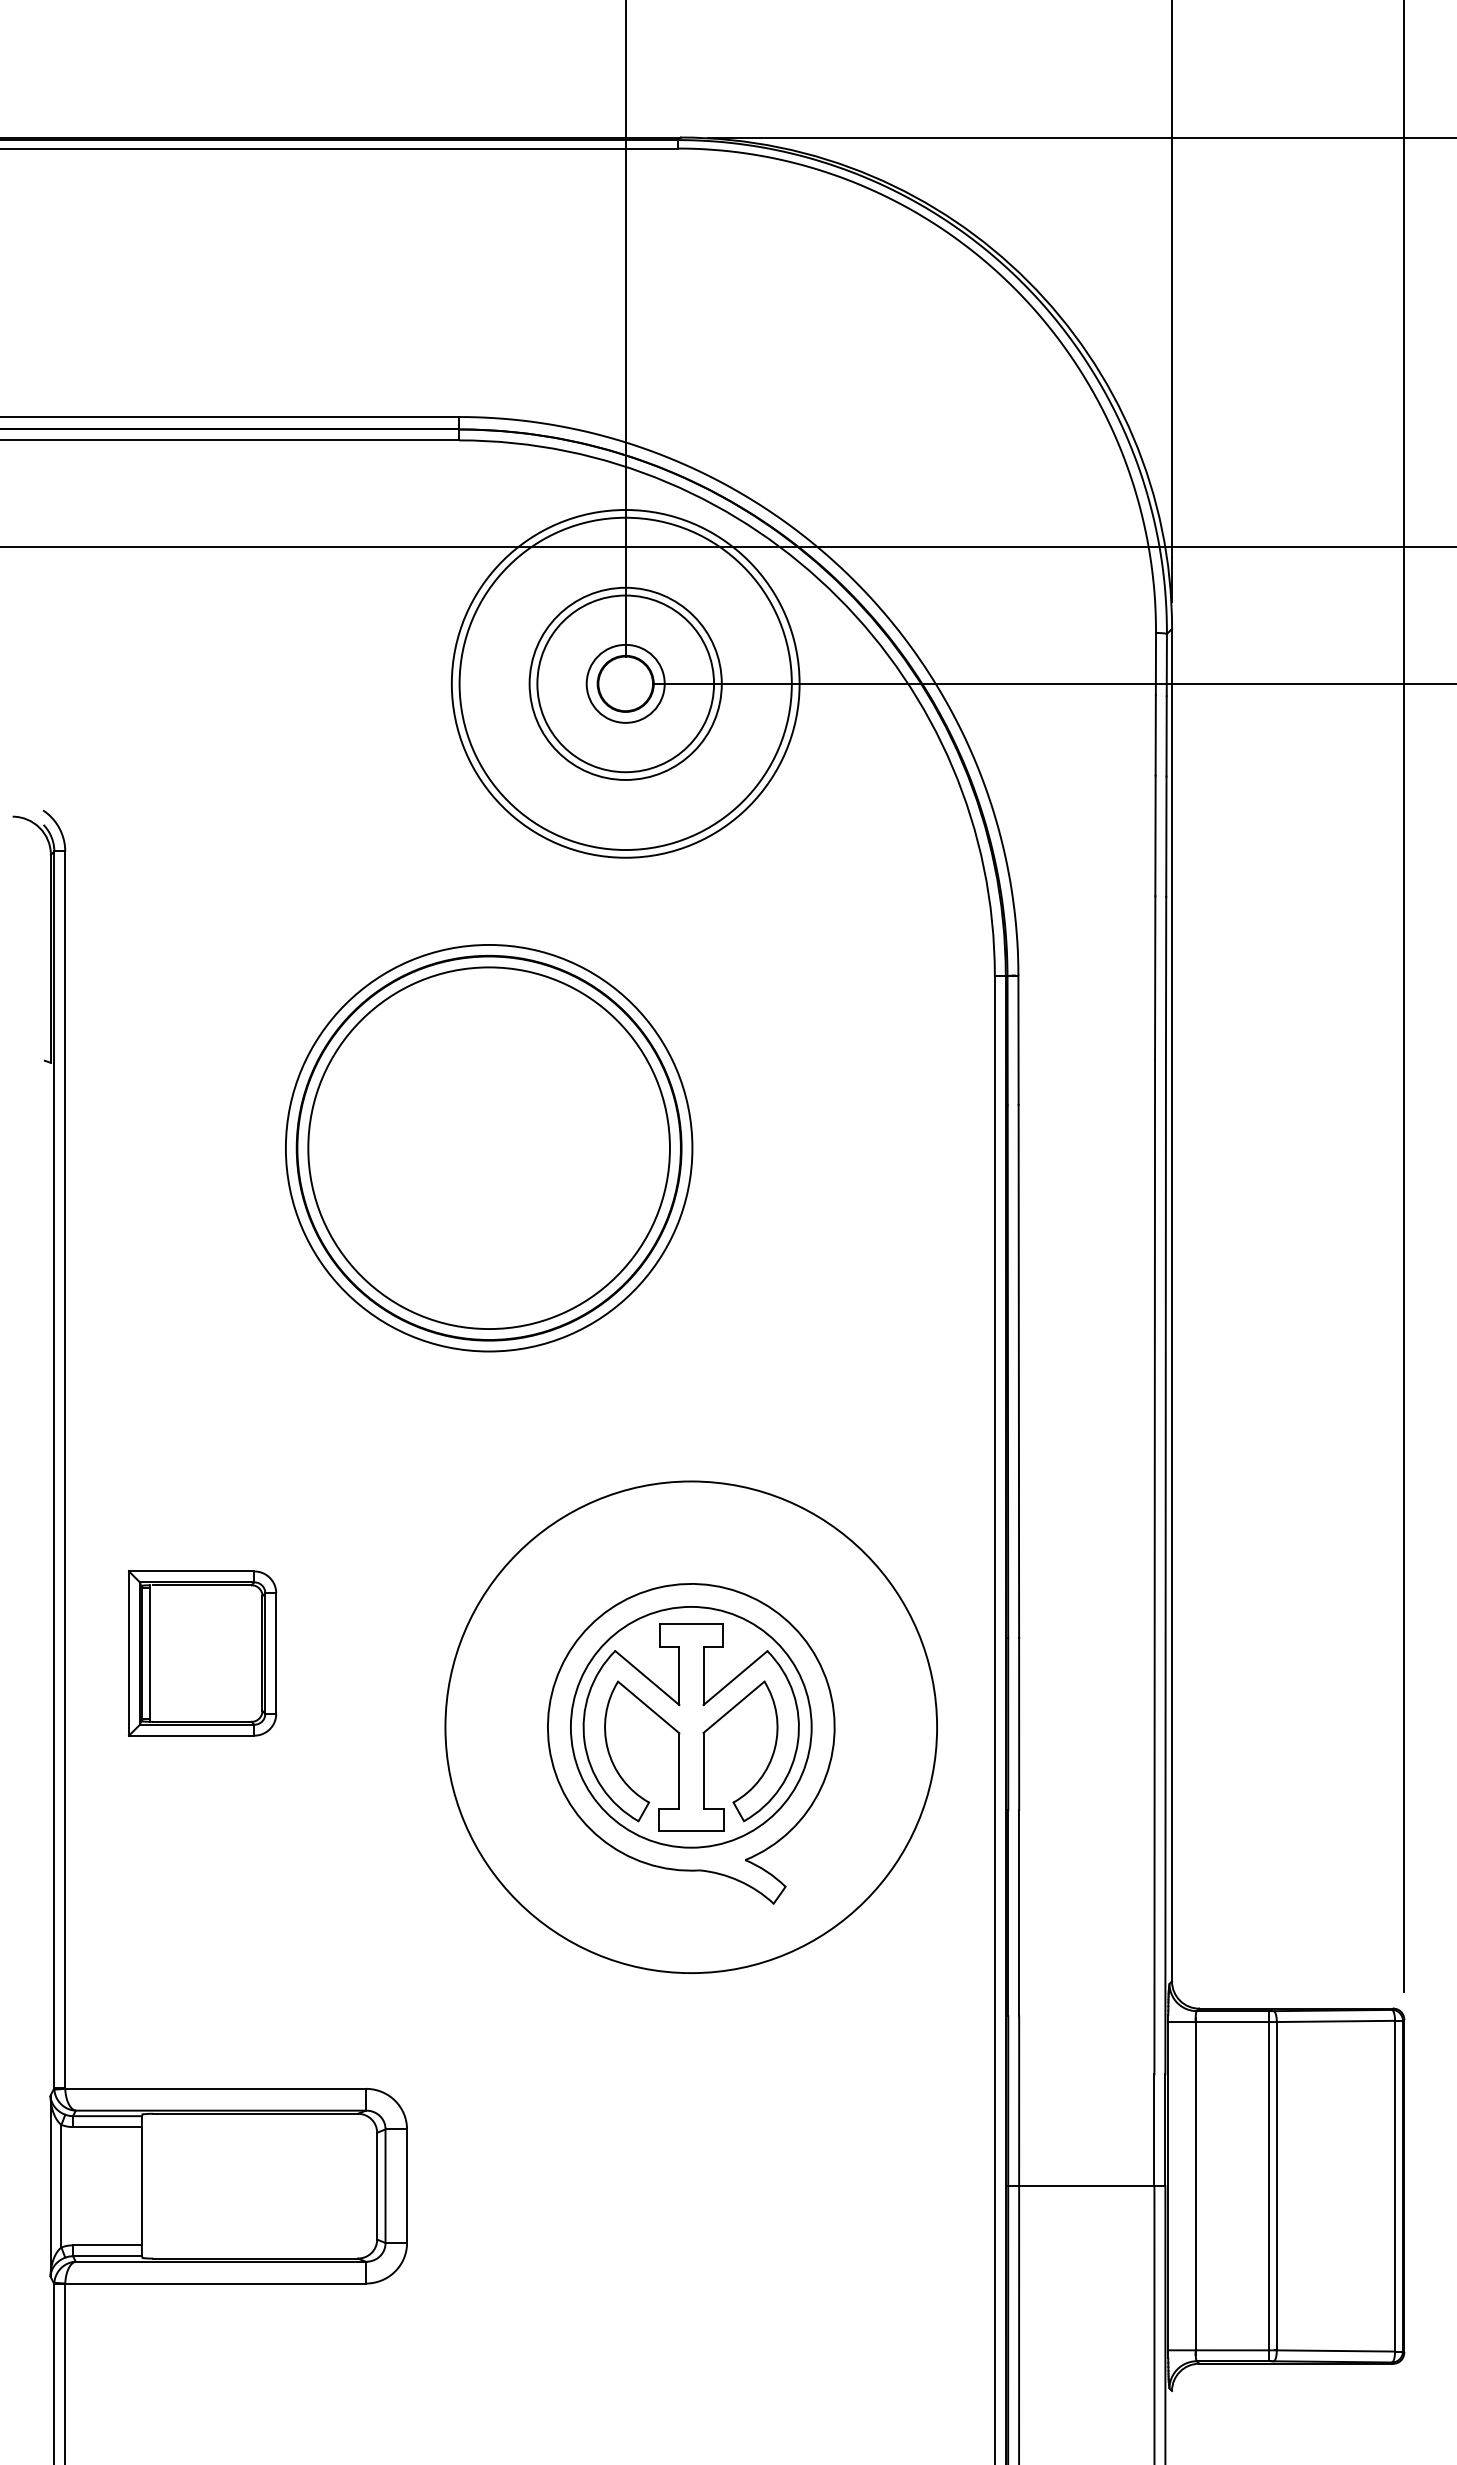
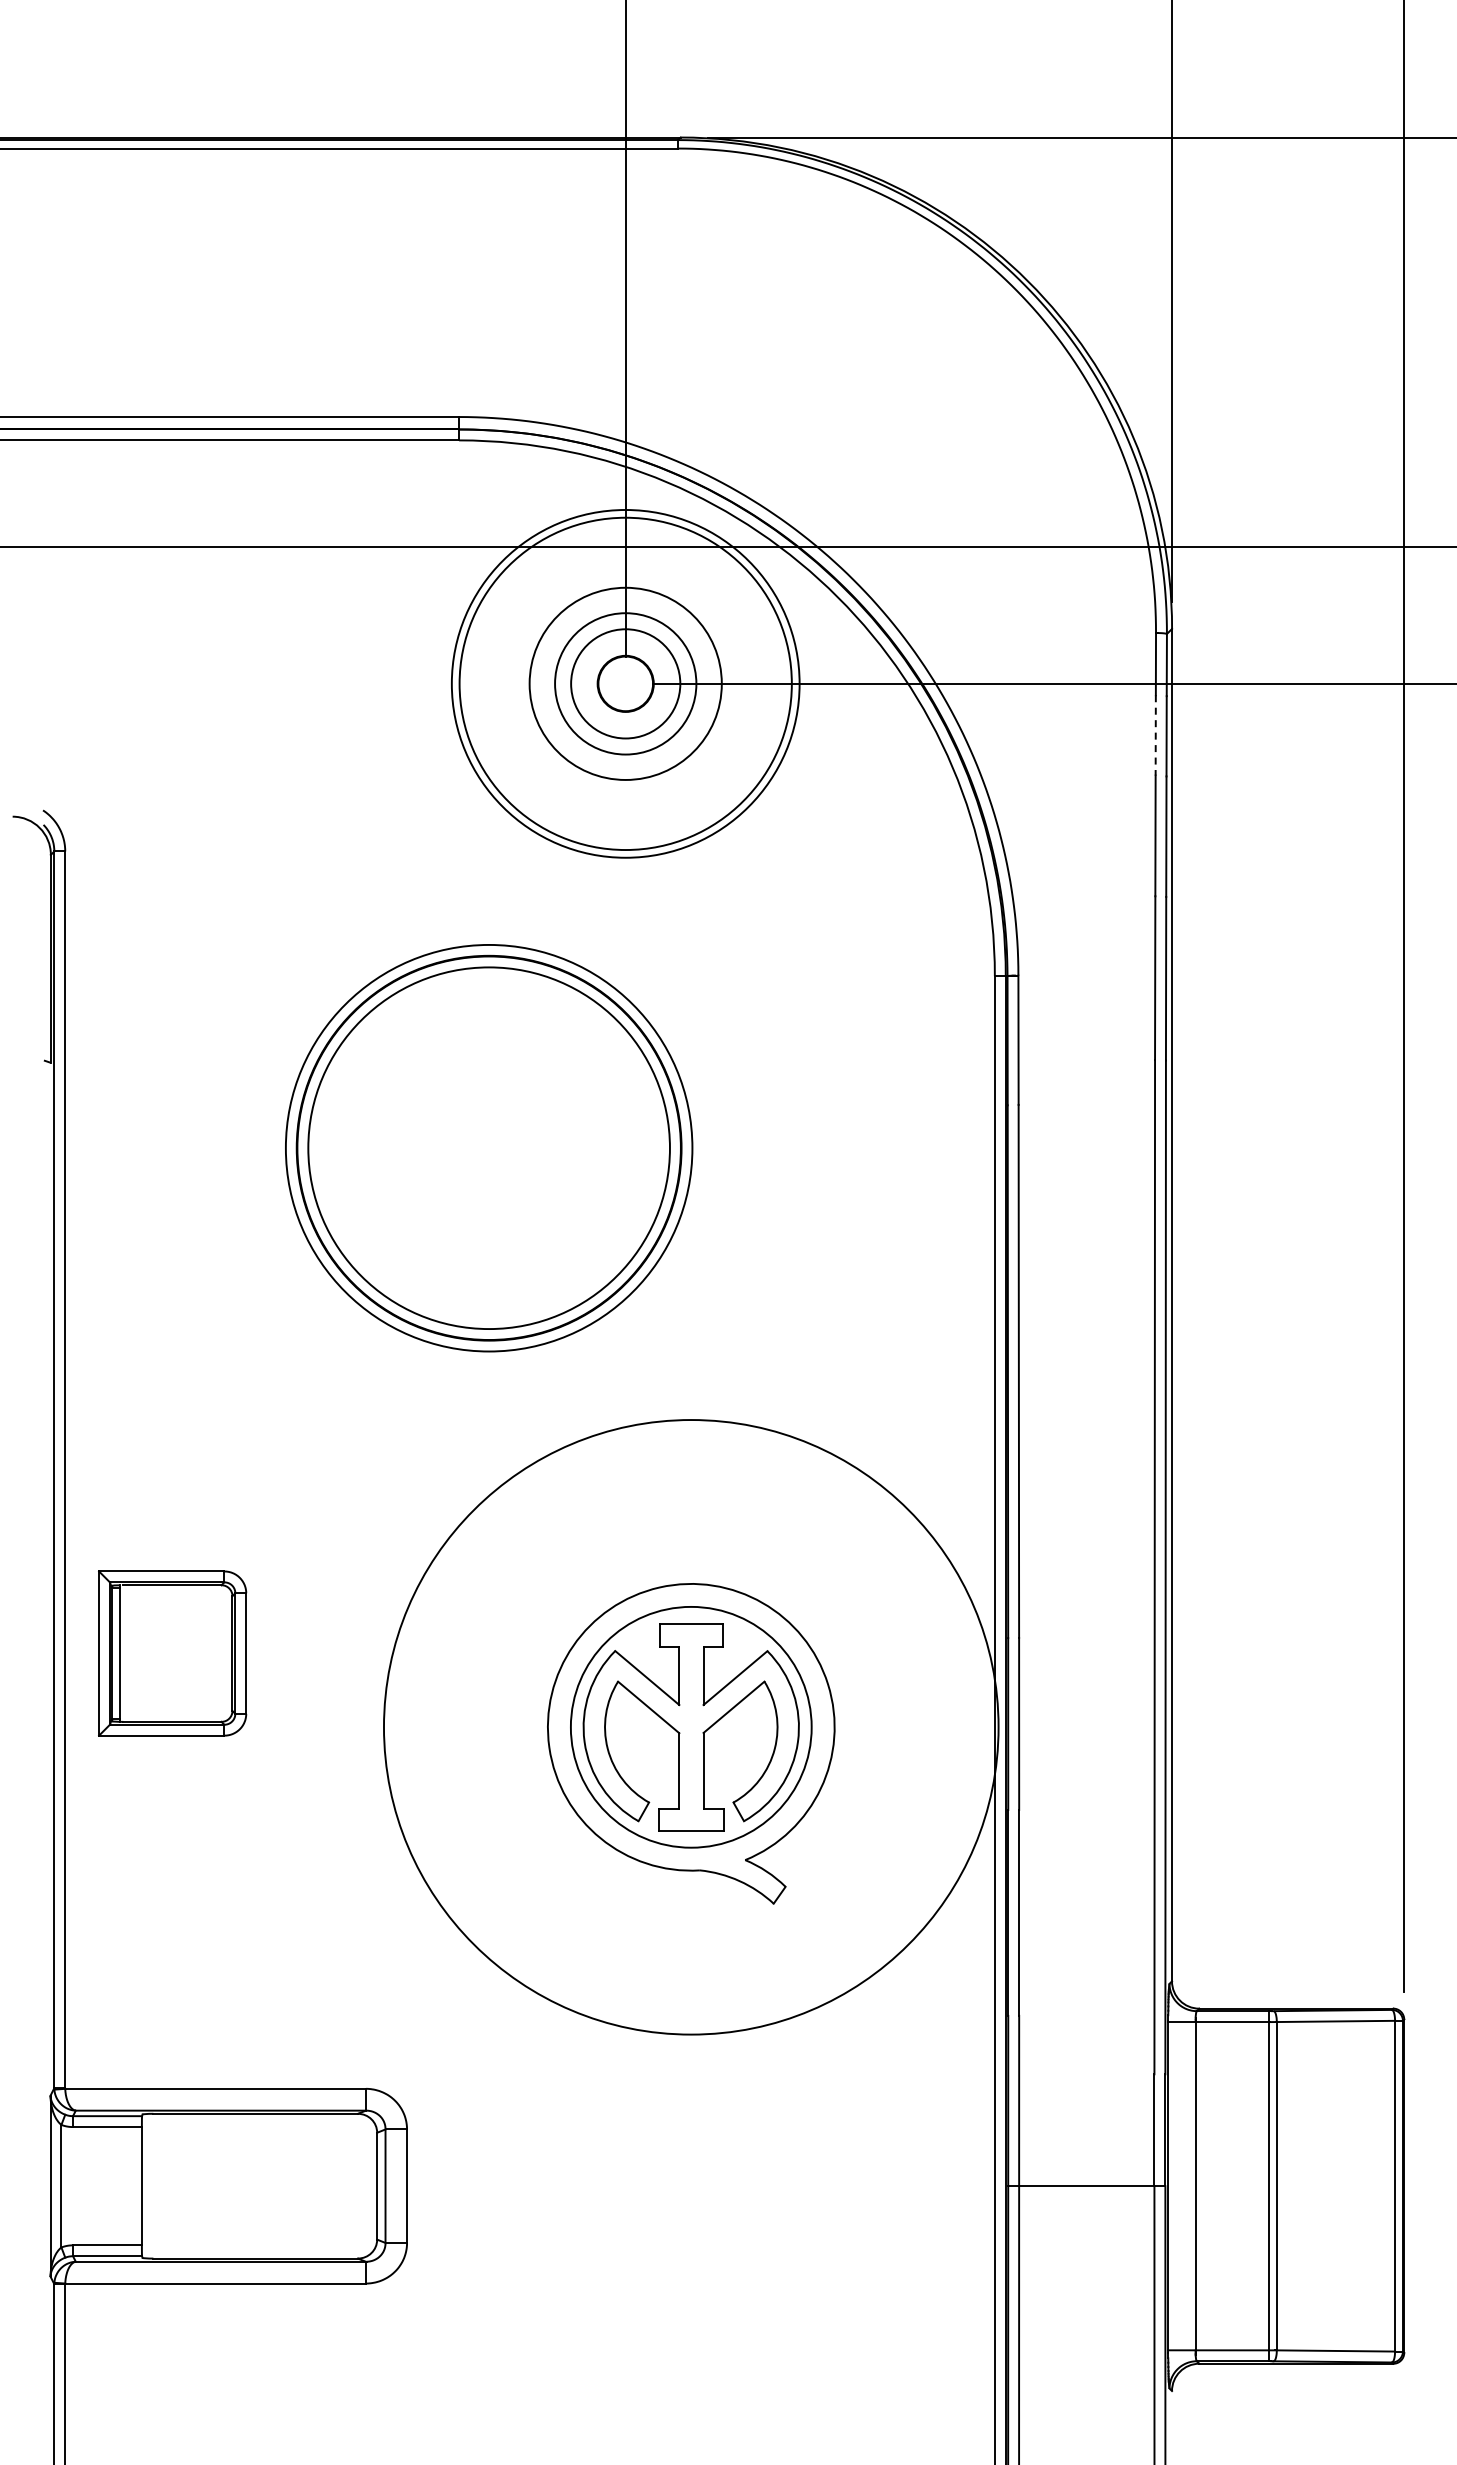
circle diameter: 177 px -> 141 px (625, 683)
circle diameter: 78 px -> 109 px (625, 683)
line: solid -> dashed (1155, 735)
part position: (202, 1653) -> (172, 1653) (172, 1653)
circle diameter: 492 px -> 615 px (690, 1727)
